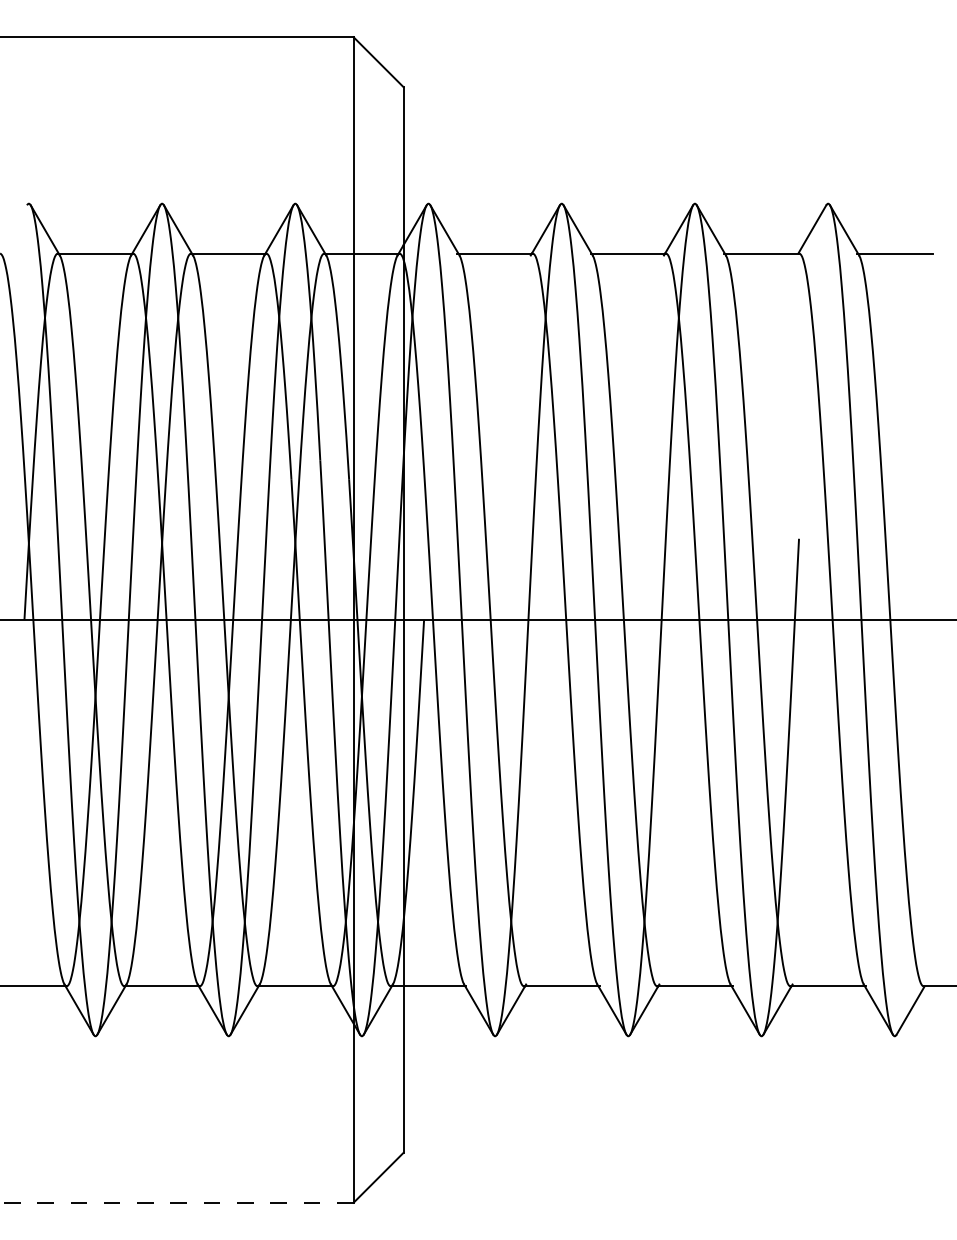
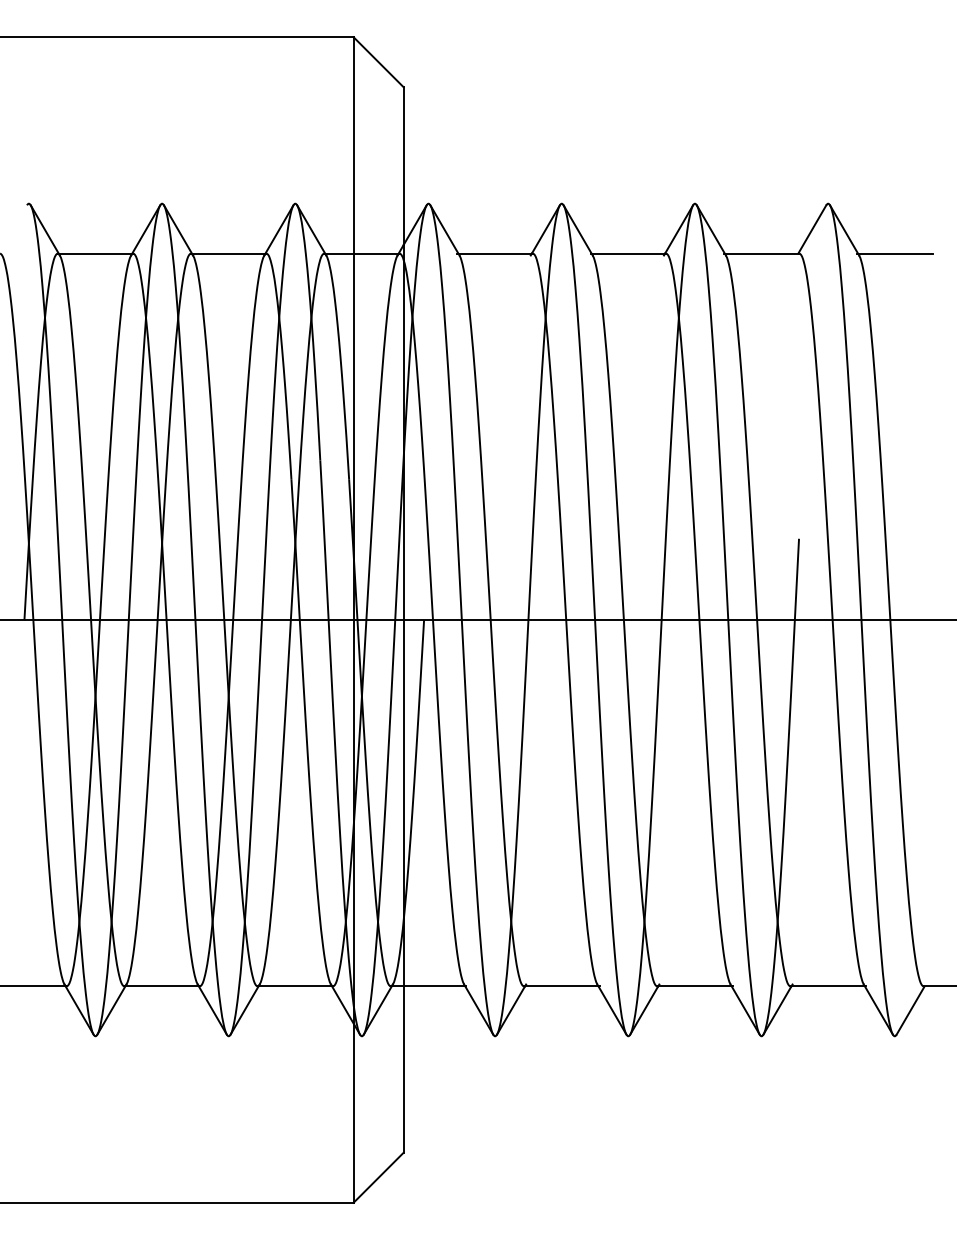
line: dashed -> solid (176, 1202)
